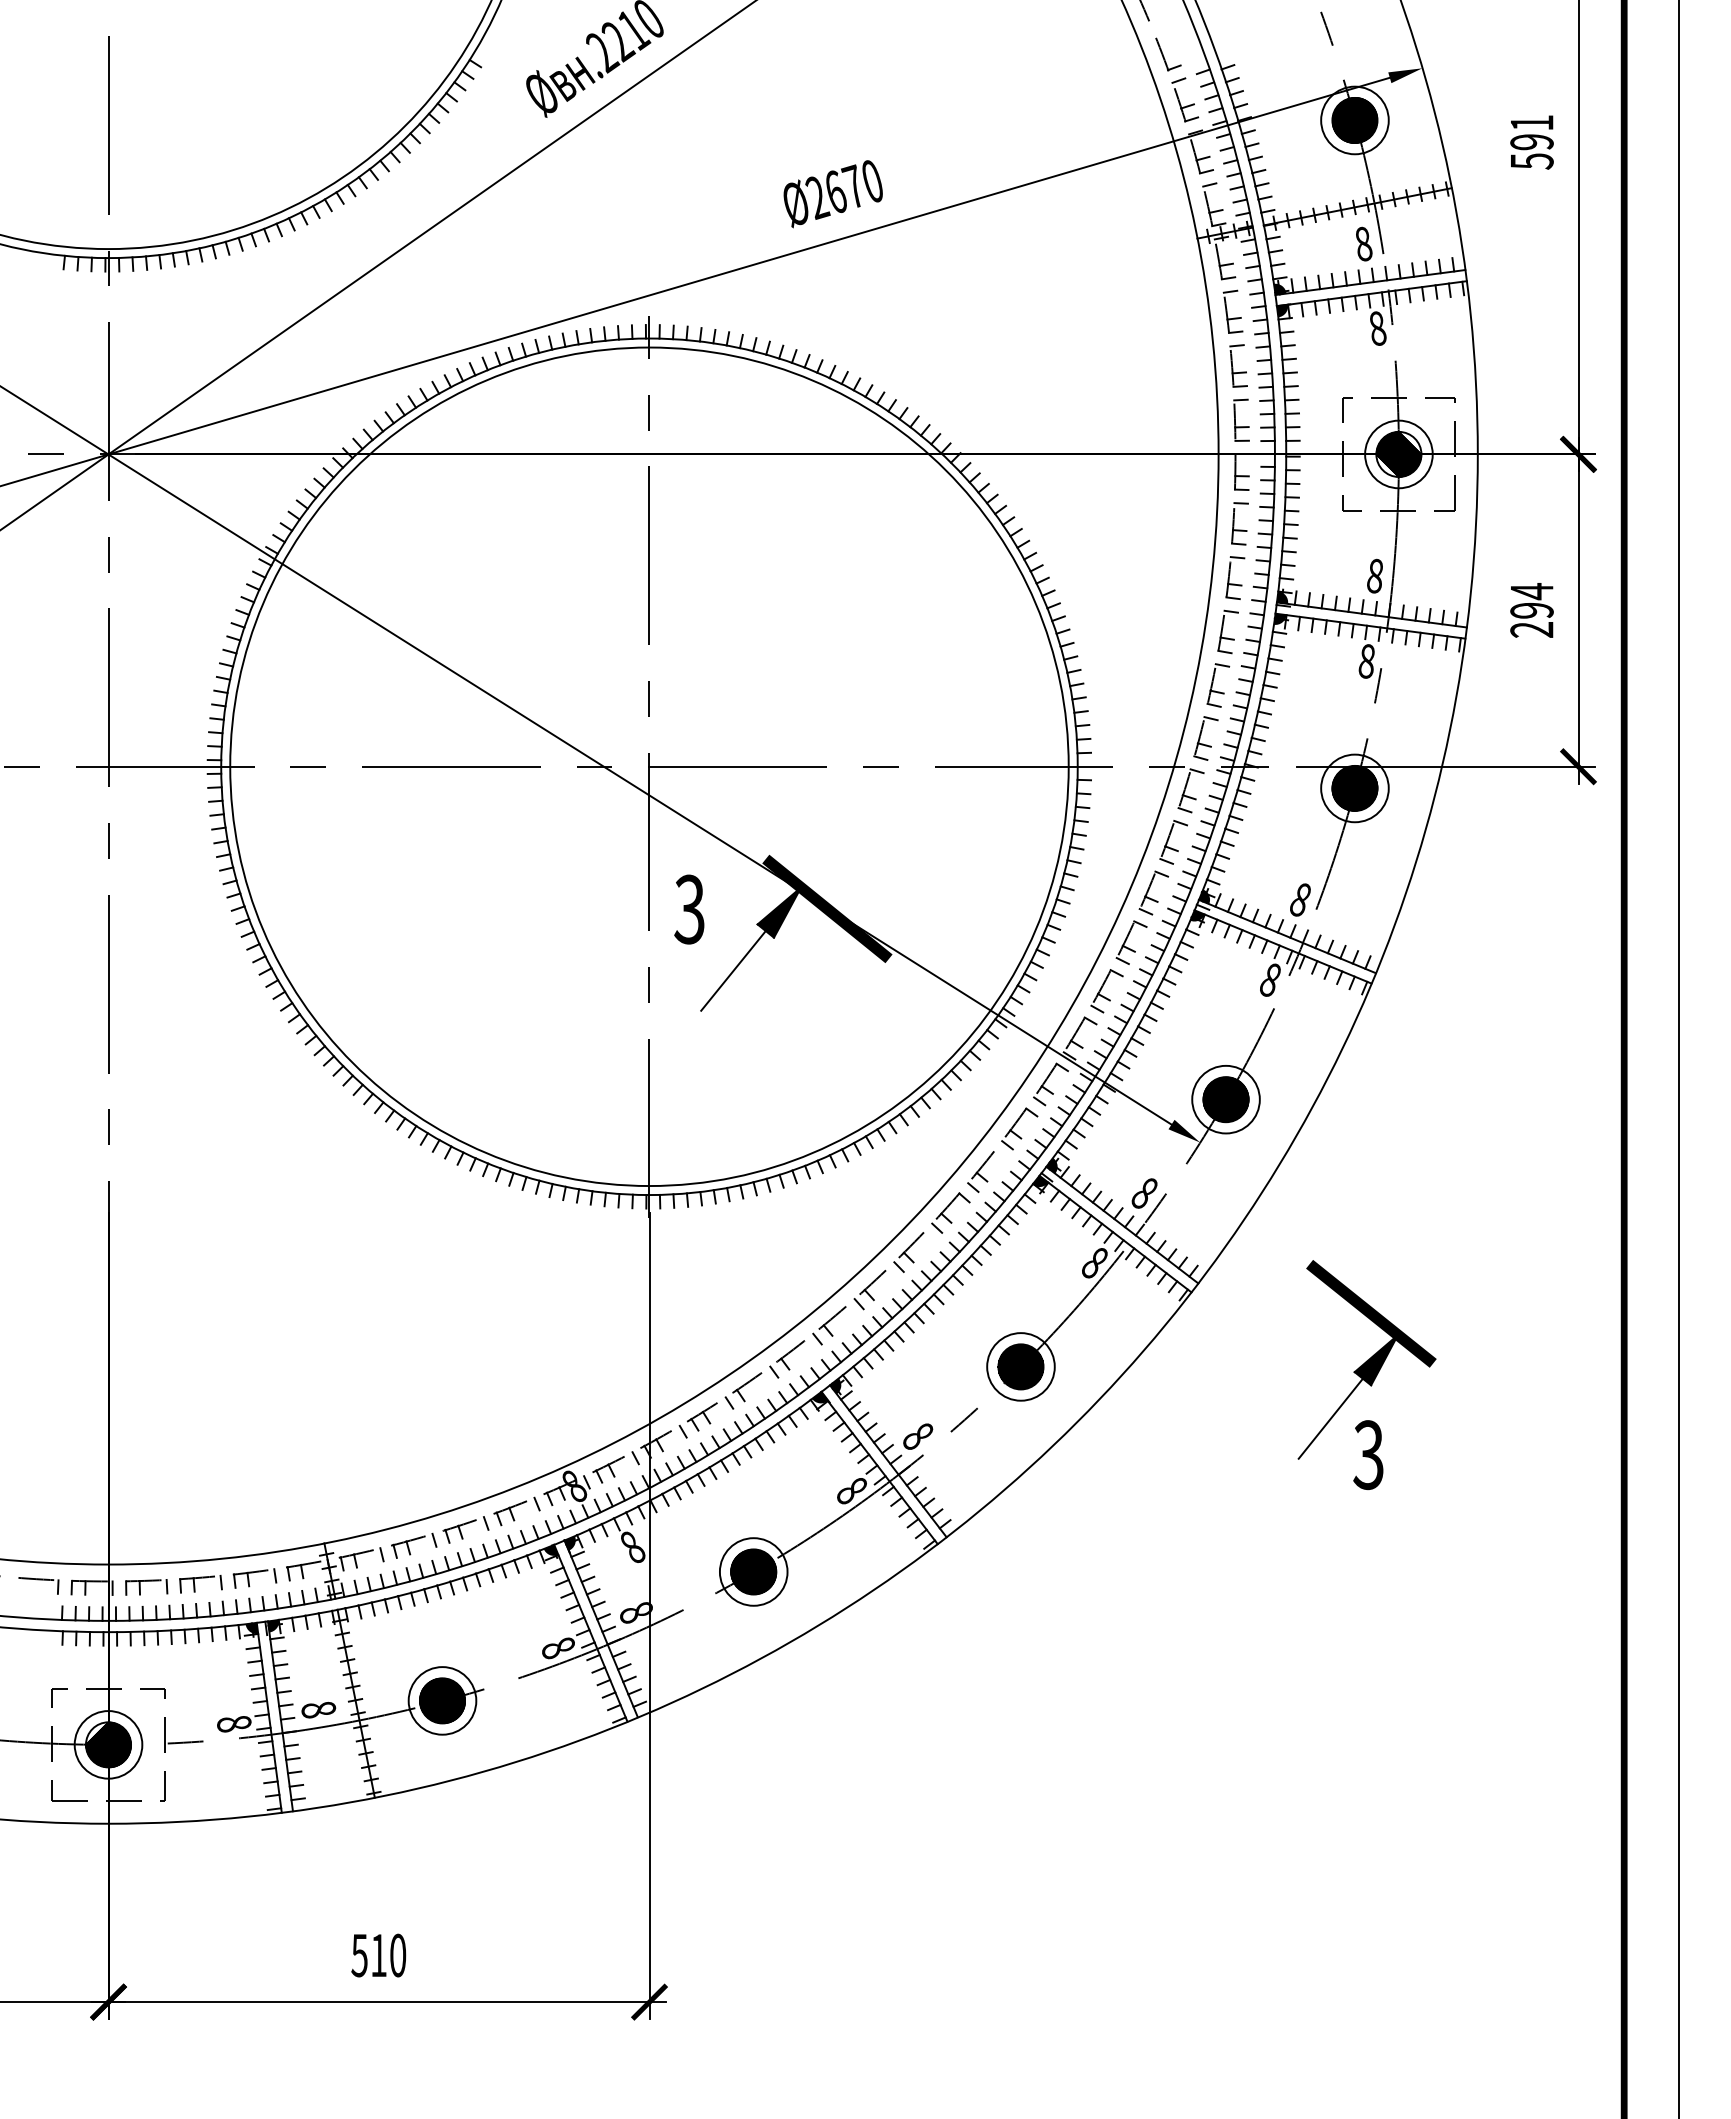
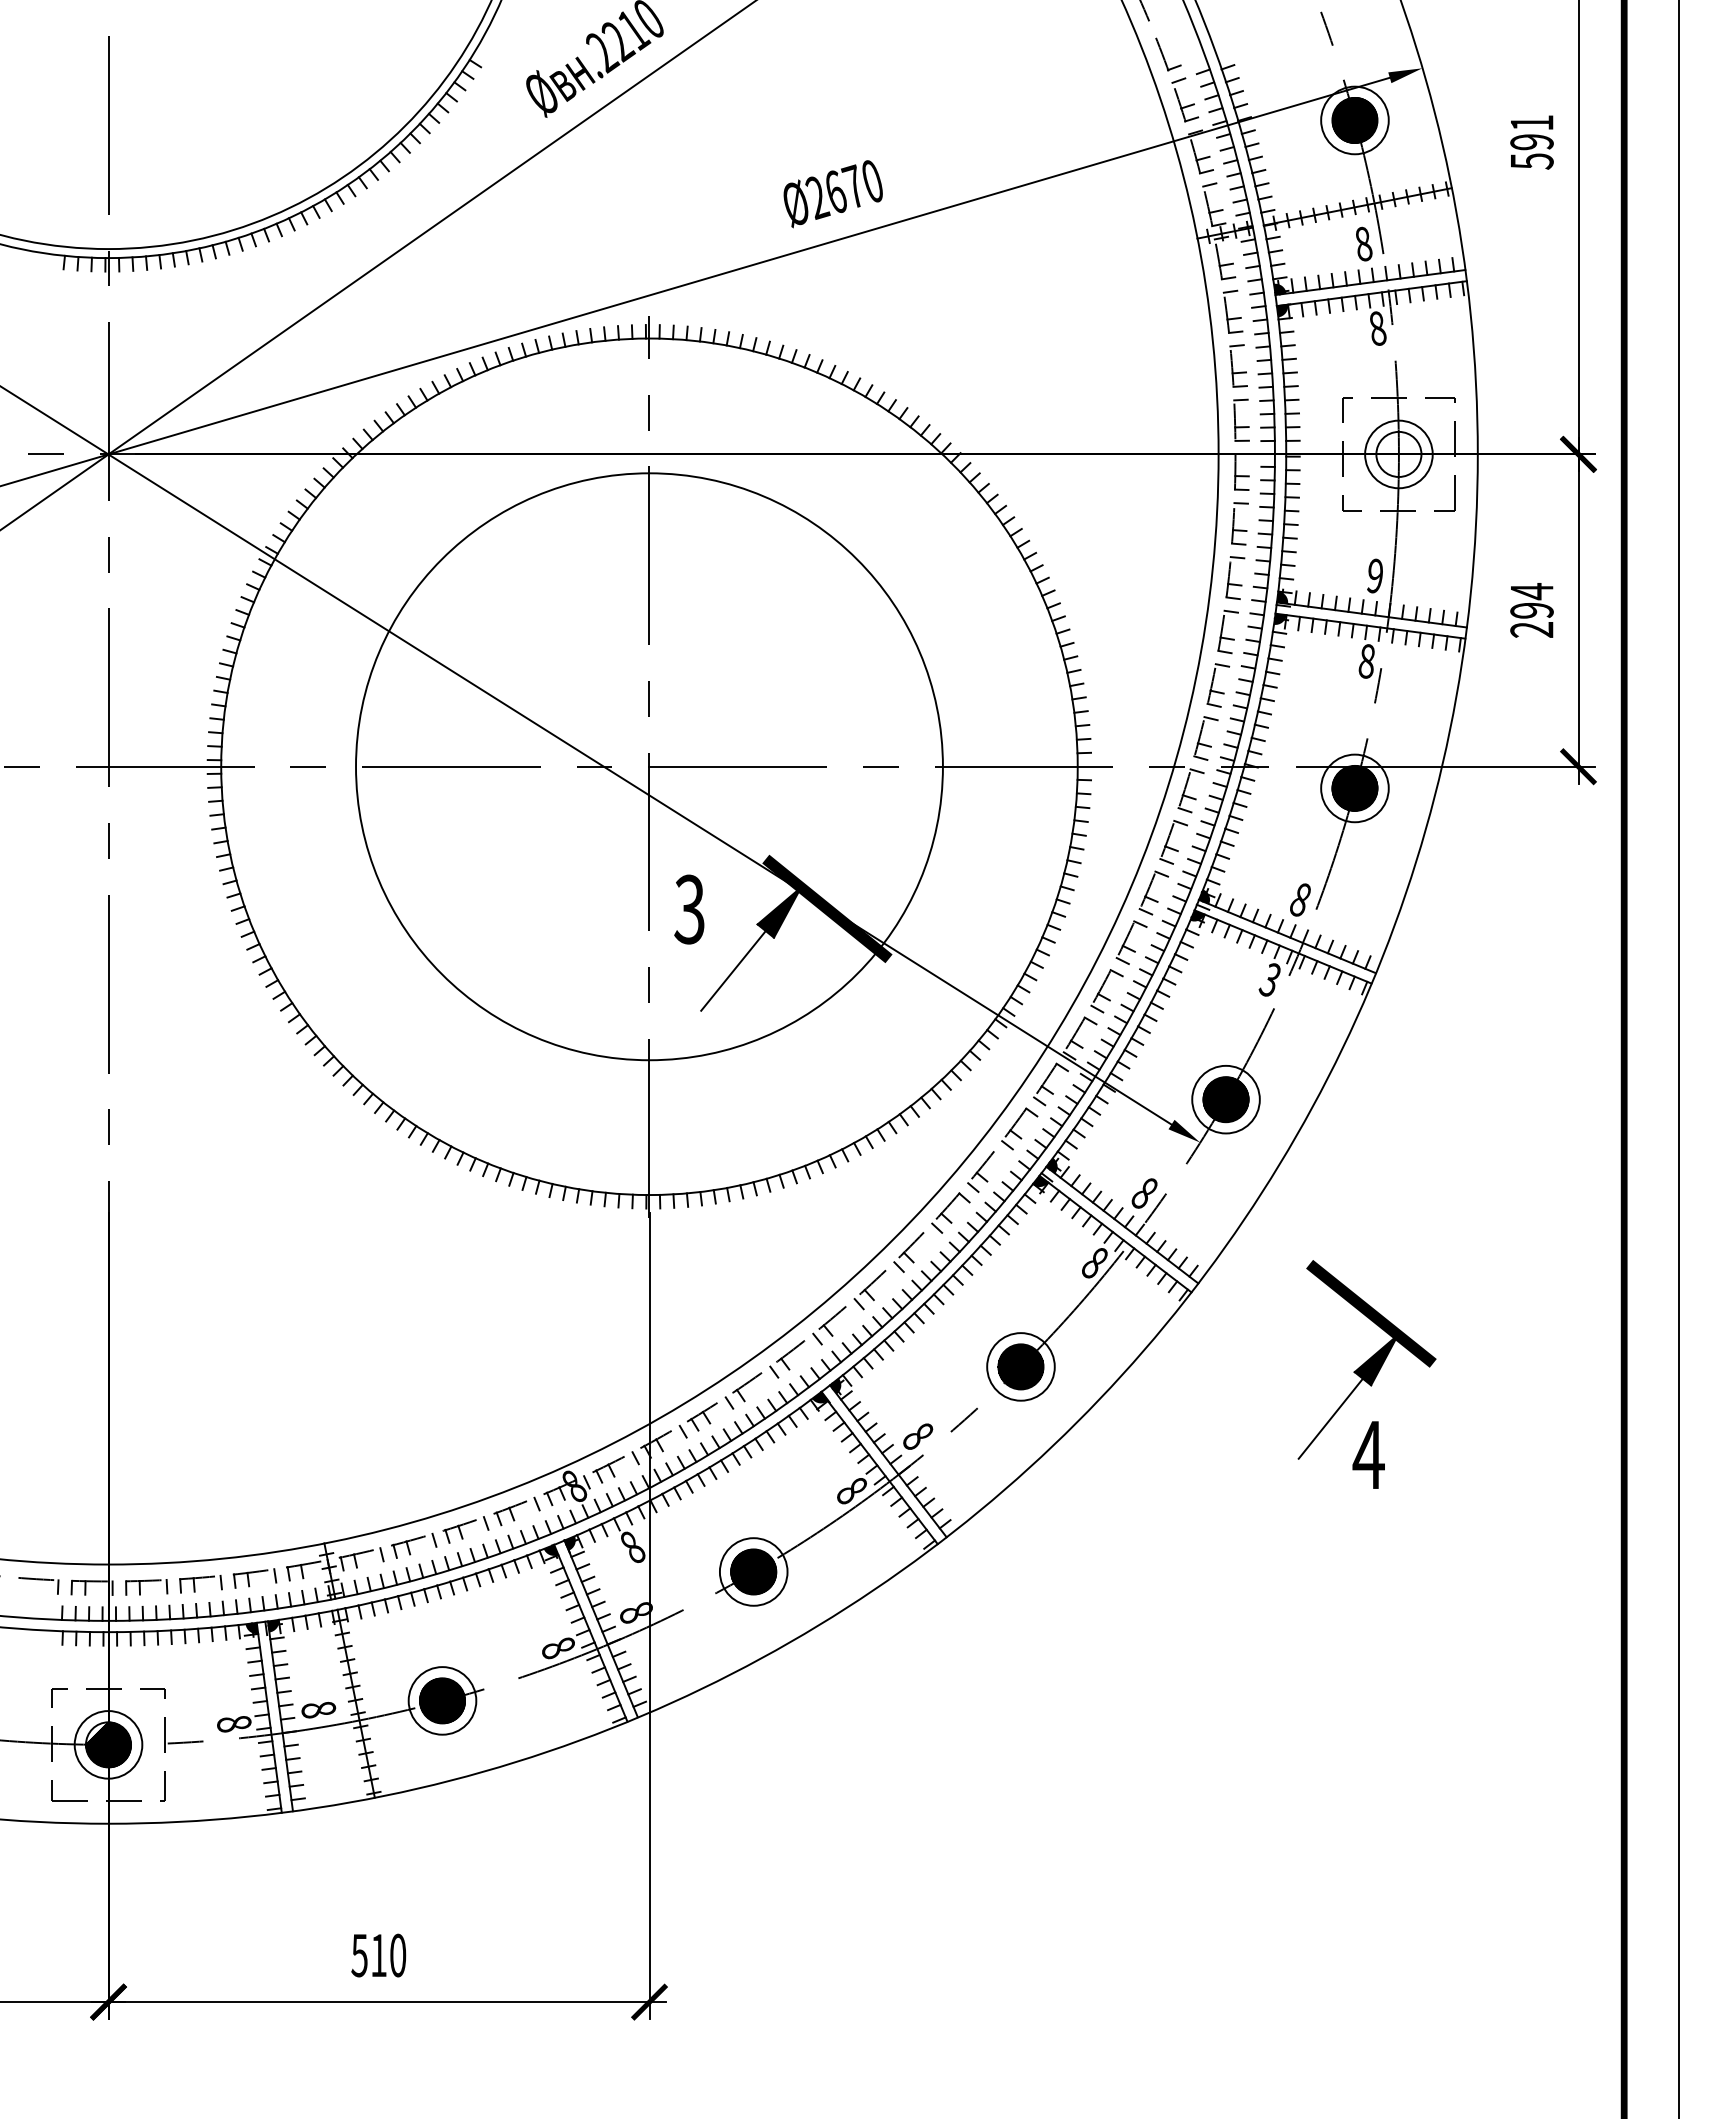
hatch: present -> none (1398, 454)
text: 8 -> 9 (1374, 575)
circle diameter: 838 px -> 587 px (649, 766)
text: 8 -> 3 (1269, 979)
text: 3 -> 4 (1368, 1455)
